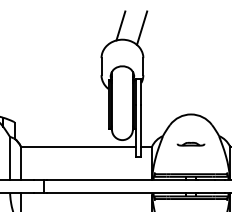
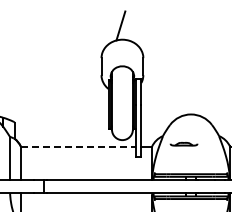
line: present -> none (142, 27)
line position: (190, 144) -> (183, 144) (183, 144)
line: solid -> dashed (78, 147)
